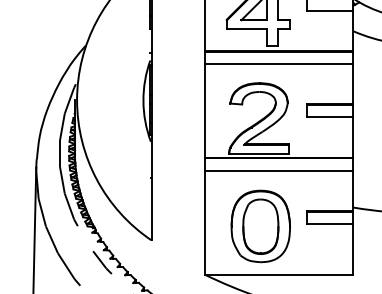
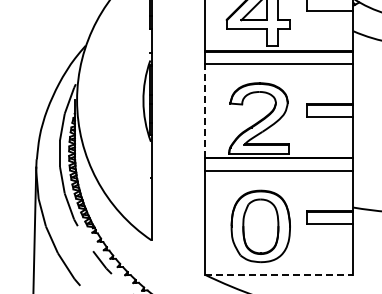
line: solid -> dashed (205, 110)
line: solid -> dashed (279, 274)
